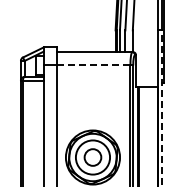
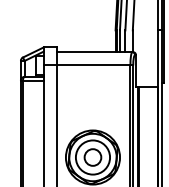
line: dashed -> solid (93, 65)
line: dashed -> solid (162, 108)
